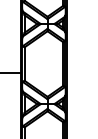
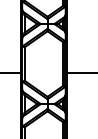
line: none -> present (80, 72)
